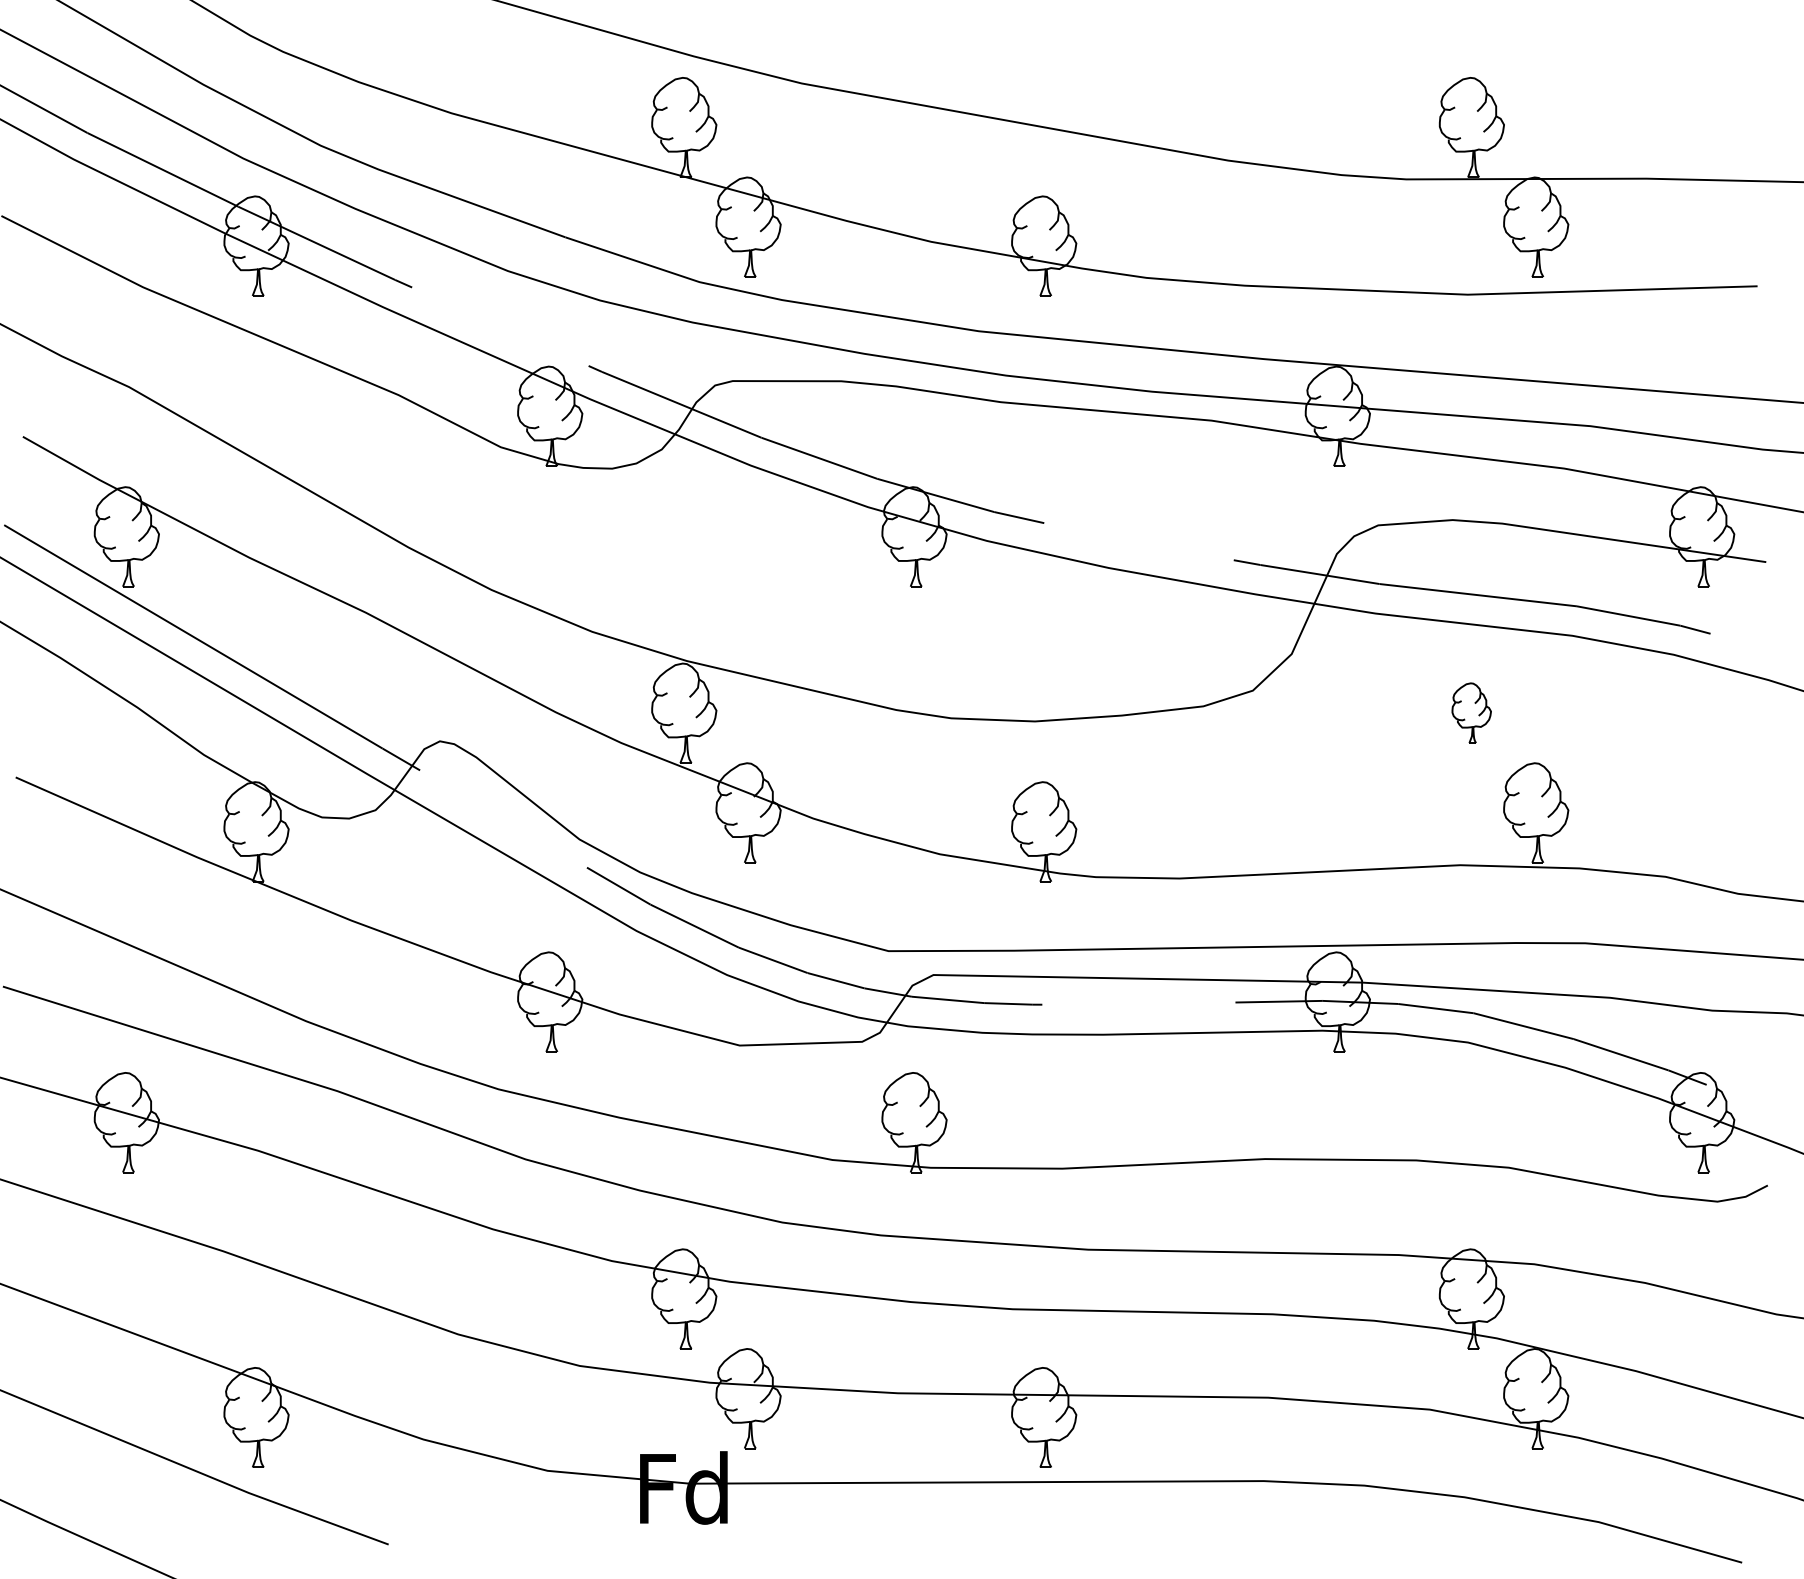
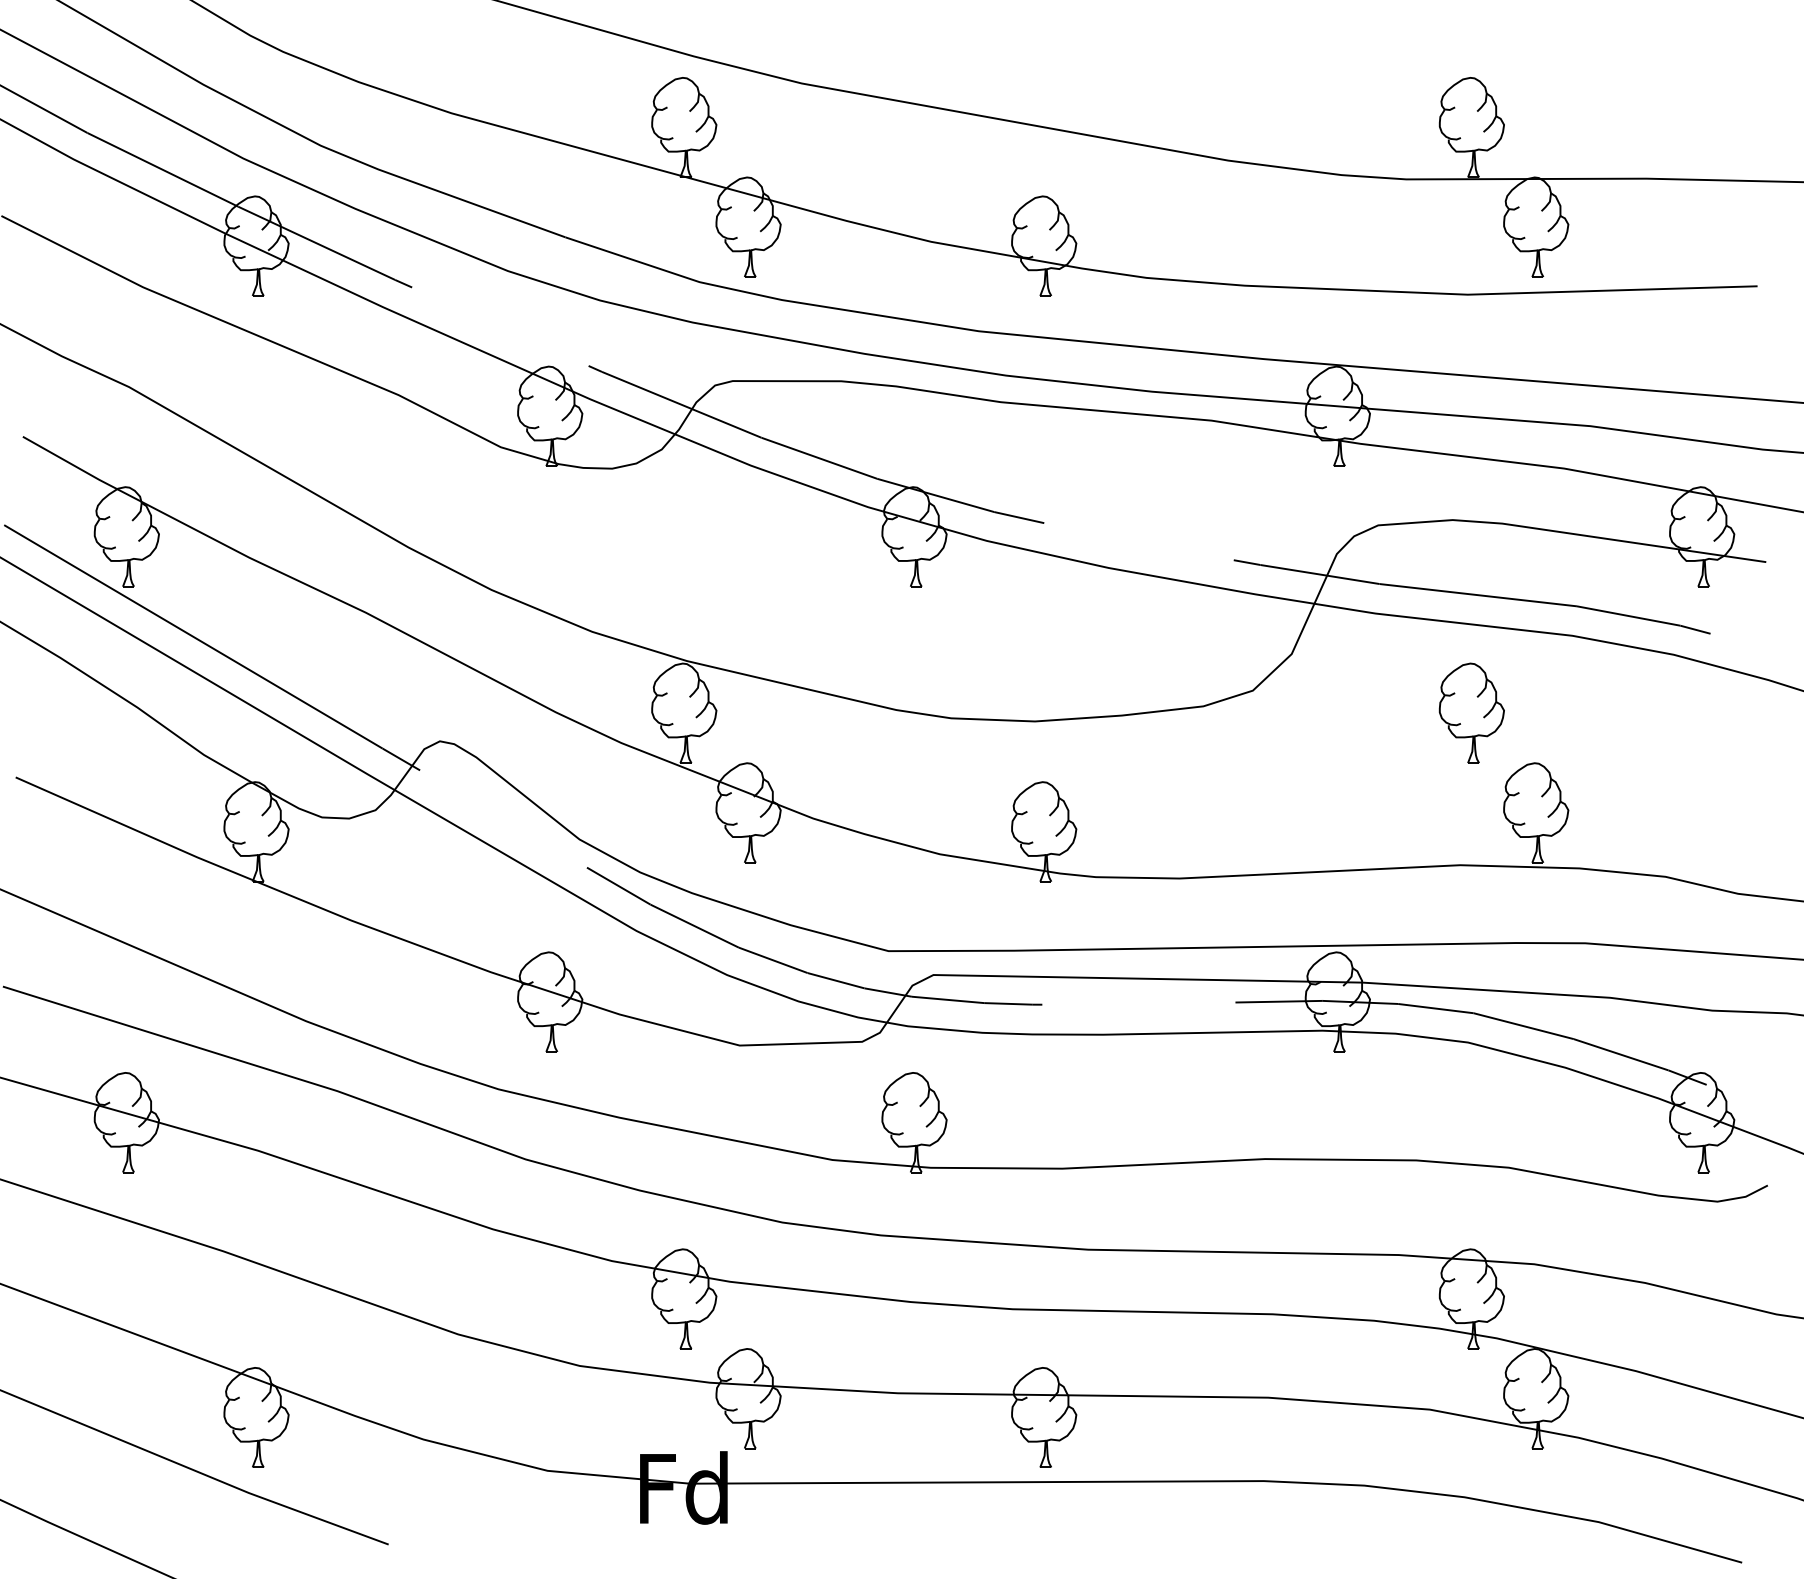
part size: 41x62 px -> 67x102 px (1471, 712)
